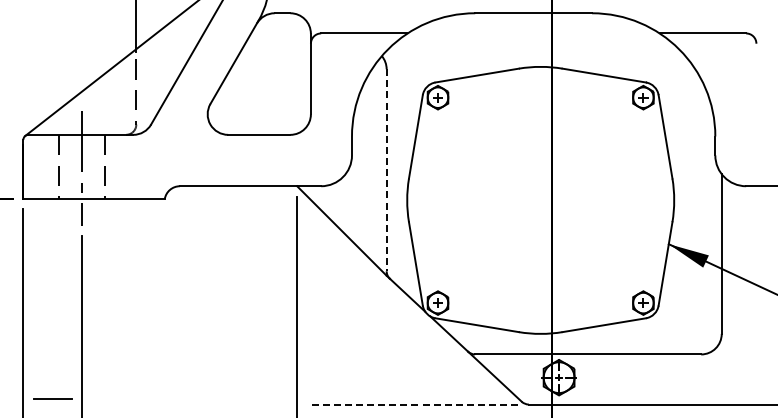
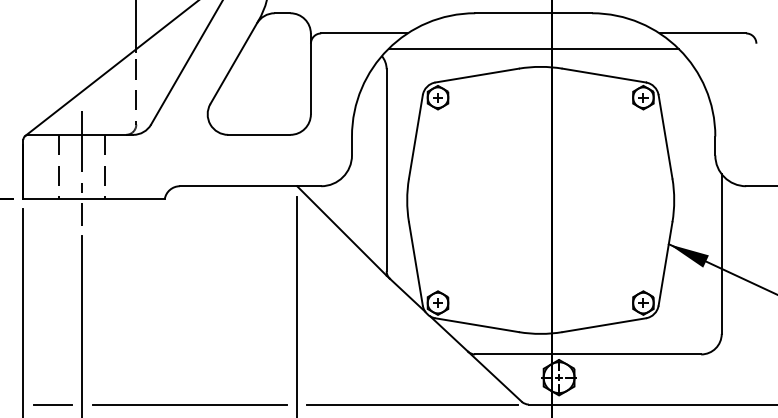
line: none -> present (533, 48)
line: dashed -> solid (386, 170)
line position: (52, 398) -> (52, 404) (52, 404)
line: none -> present (189, 404)
line: dashed -> solid (412, 404)
